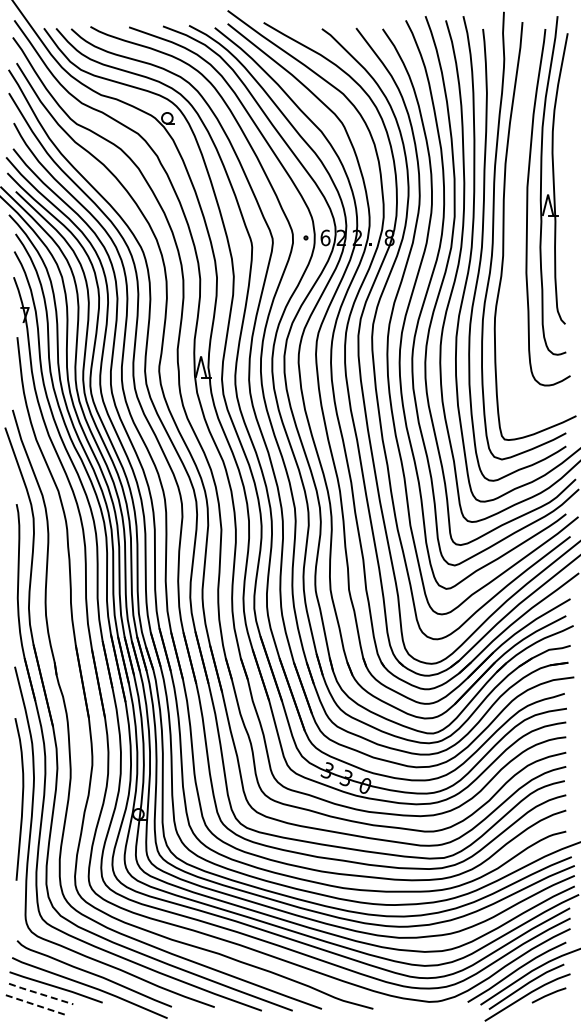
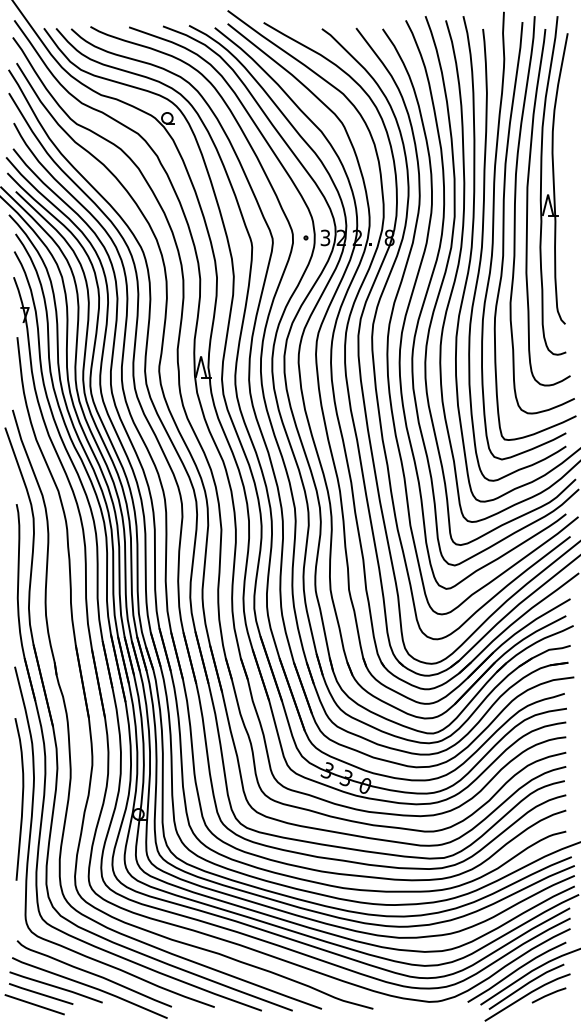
curve: none -> present (515, 215)
text: 6 -> 3 (325, 237)
line: dashed -> solid (40, 994)
line: dashed -> solid (34, 1004)
